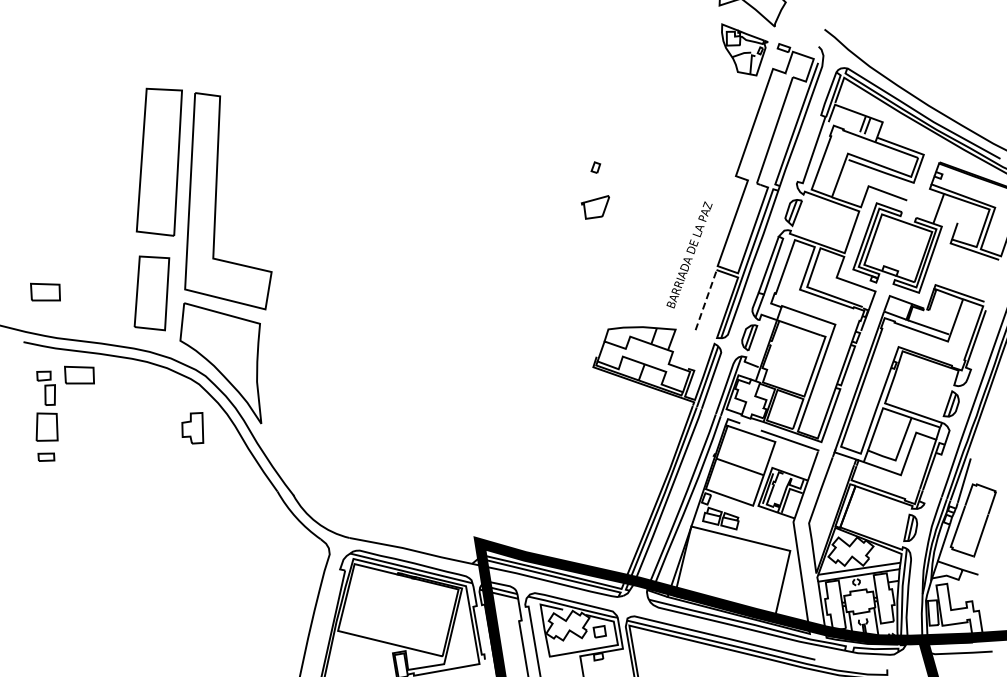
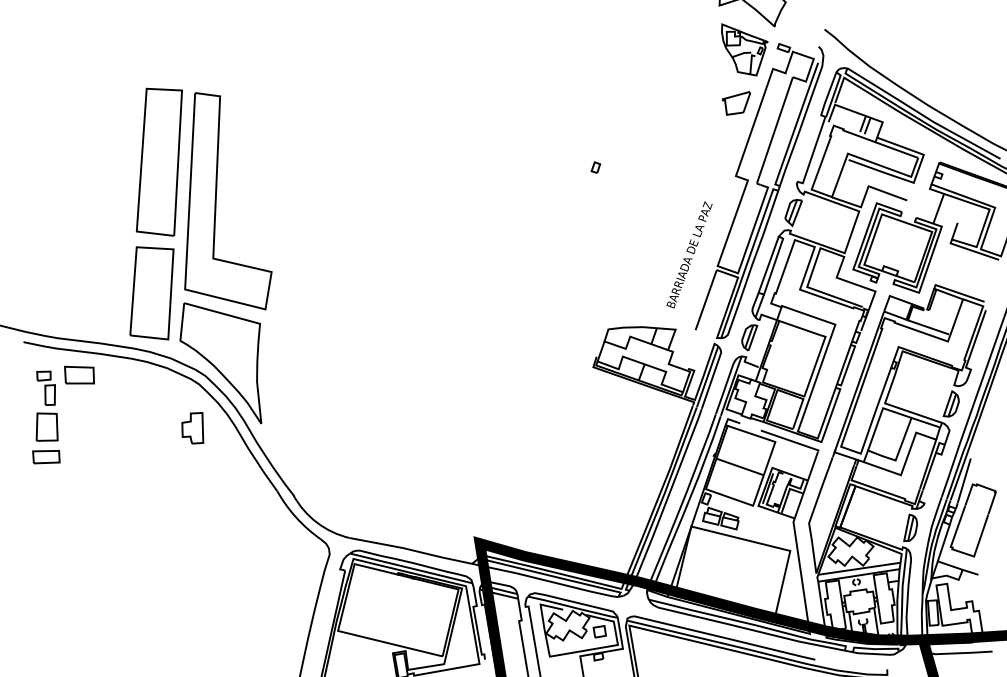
part position: (595, 207) -> (736, 103) (736, 103)
part: present -> none (45, 291)
part size: 38x77 px -> 46x95 px (151, 293)
line: dashed -> solid (706, 300)
part size: 19x10 px -> 29x15 px (46, 457)
